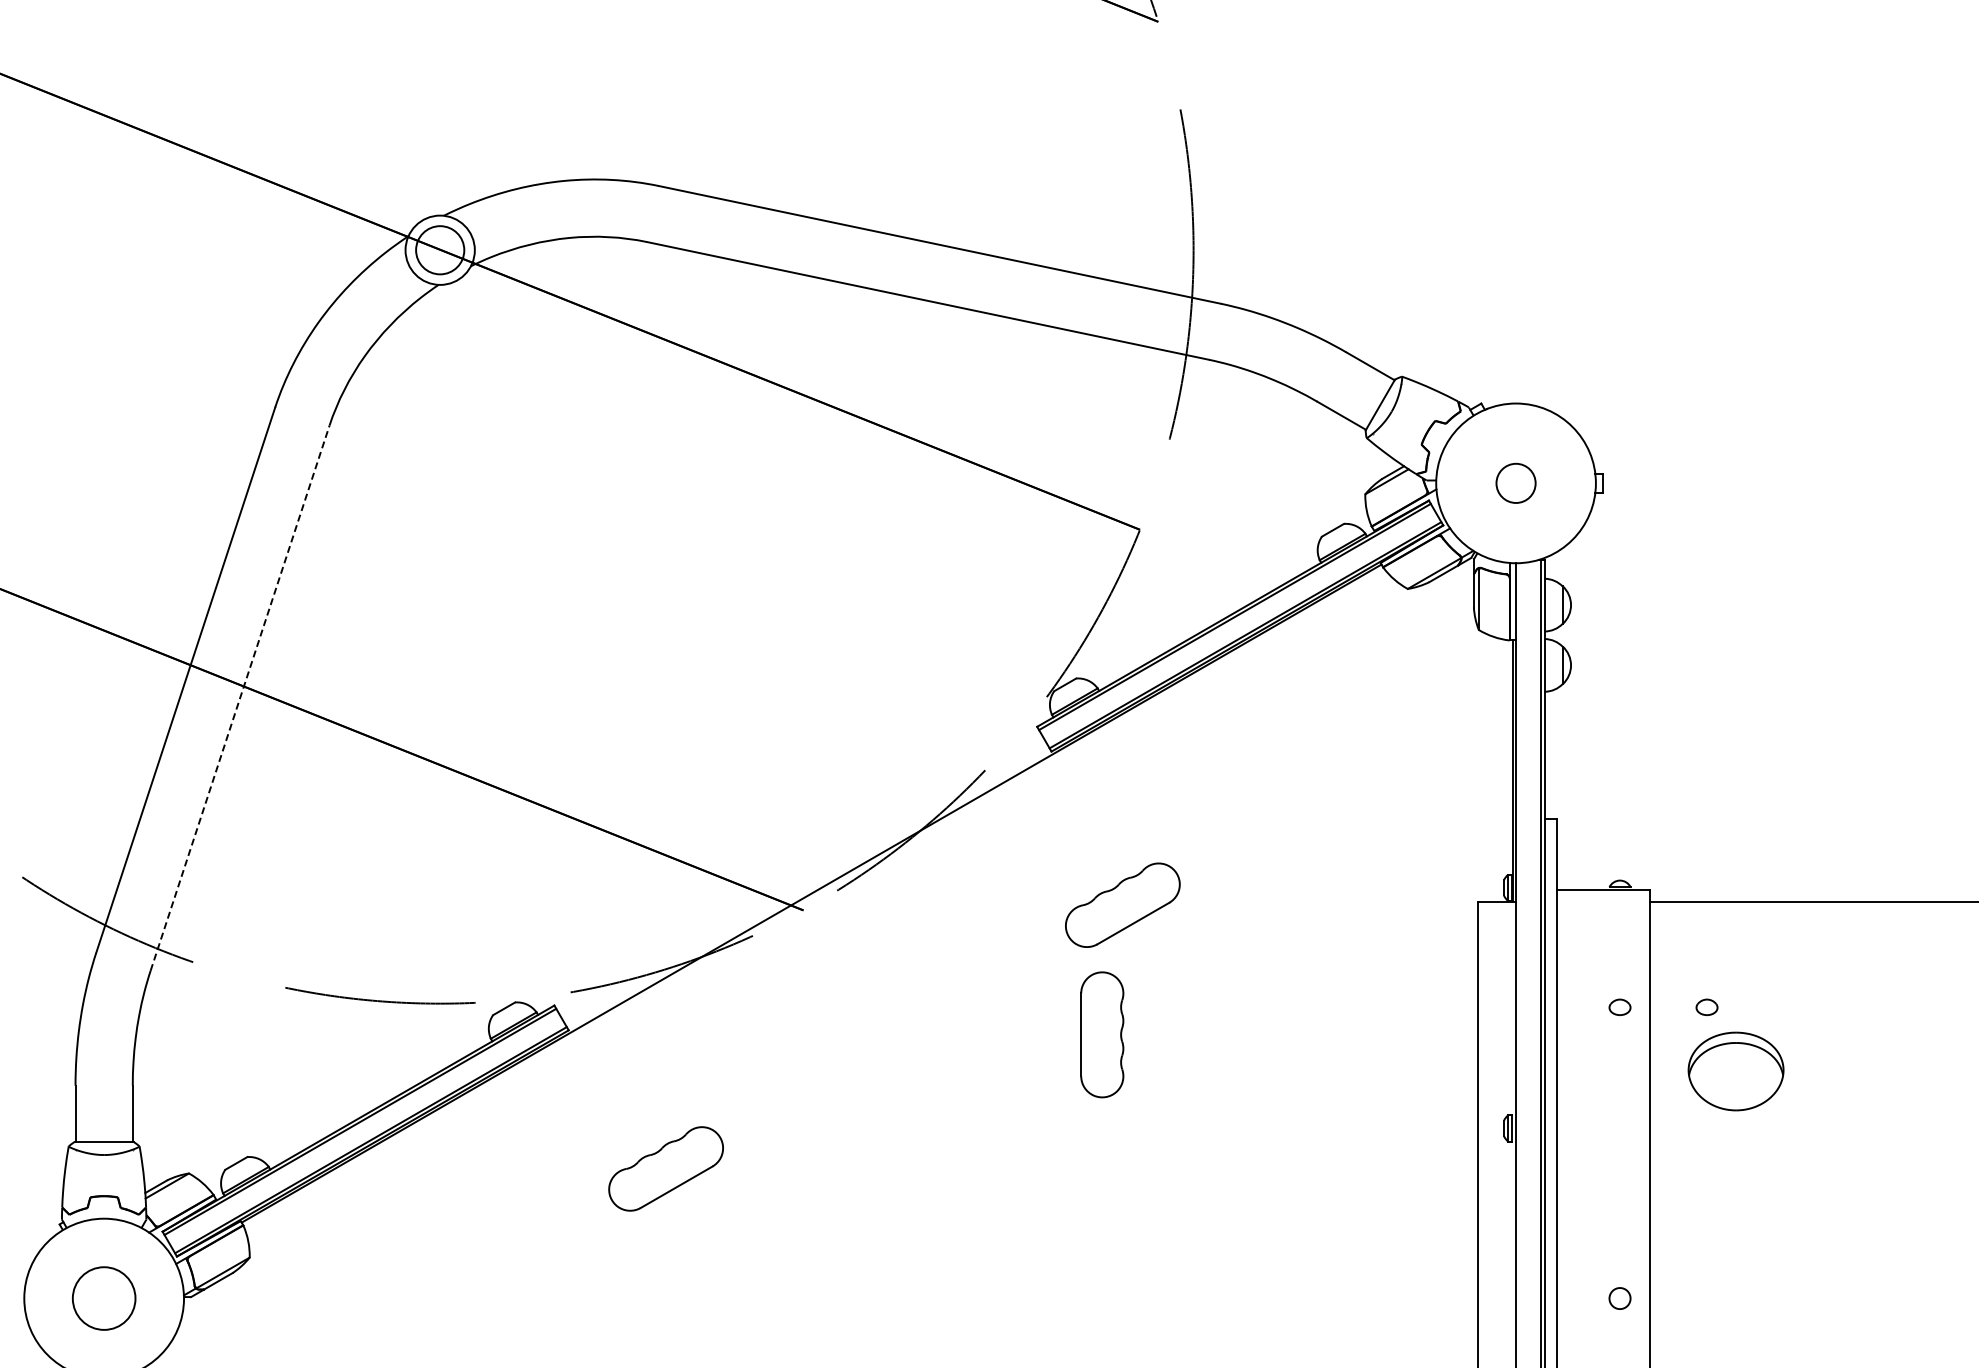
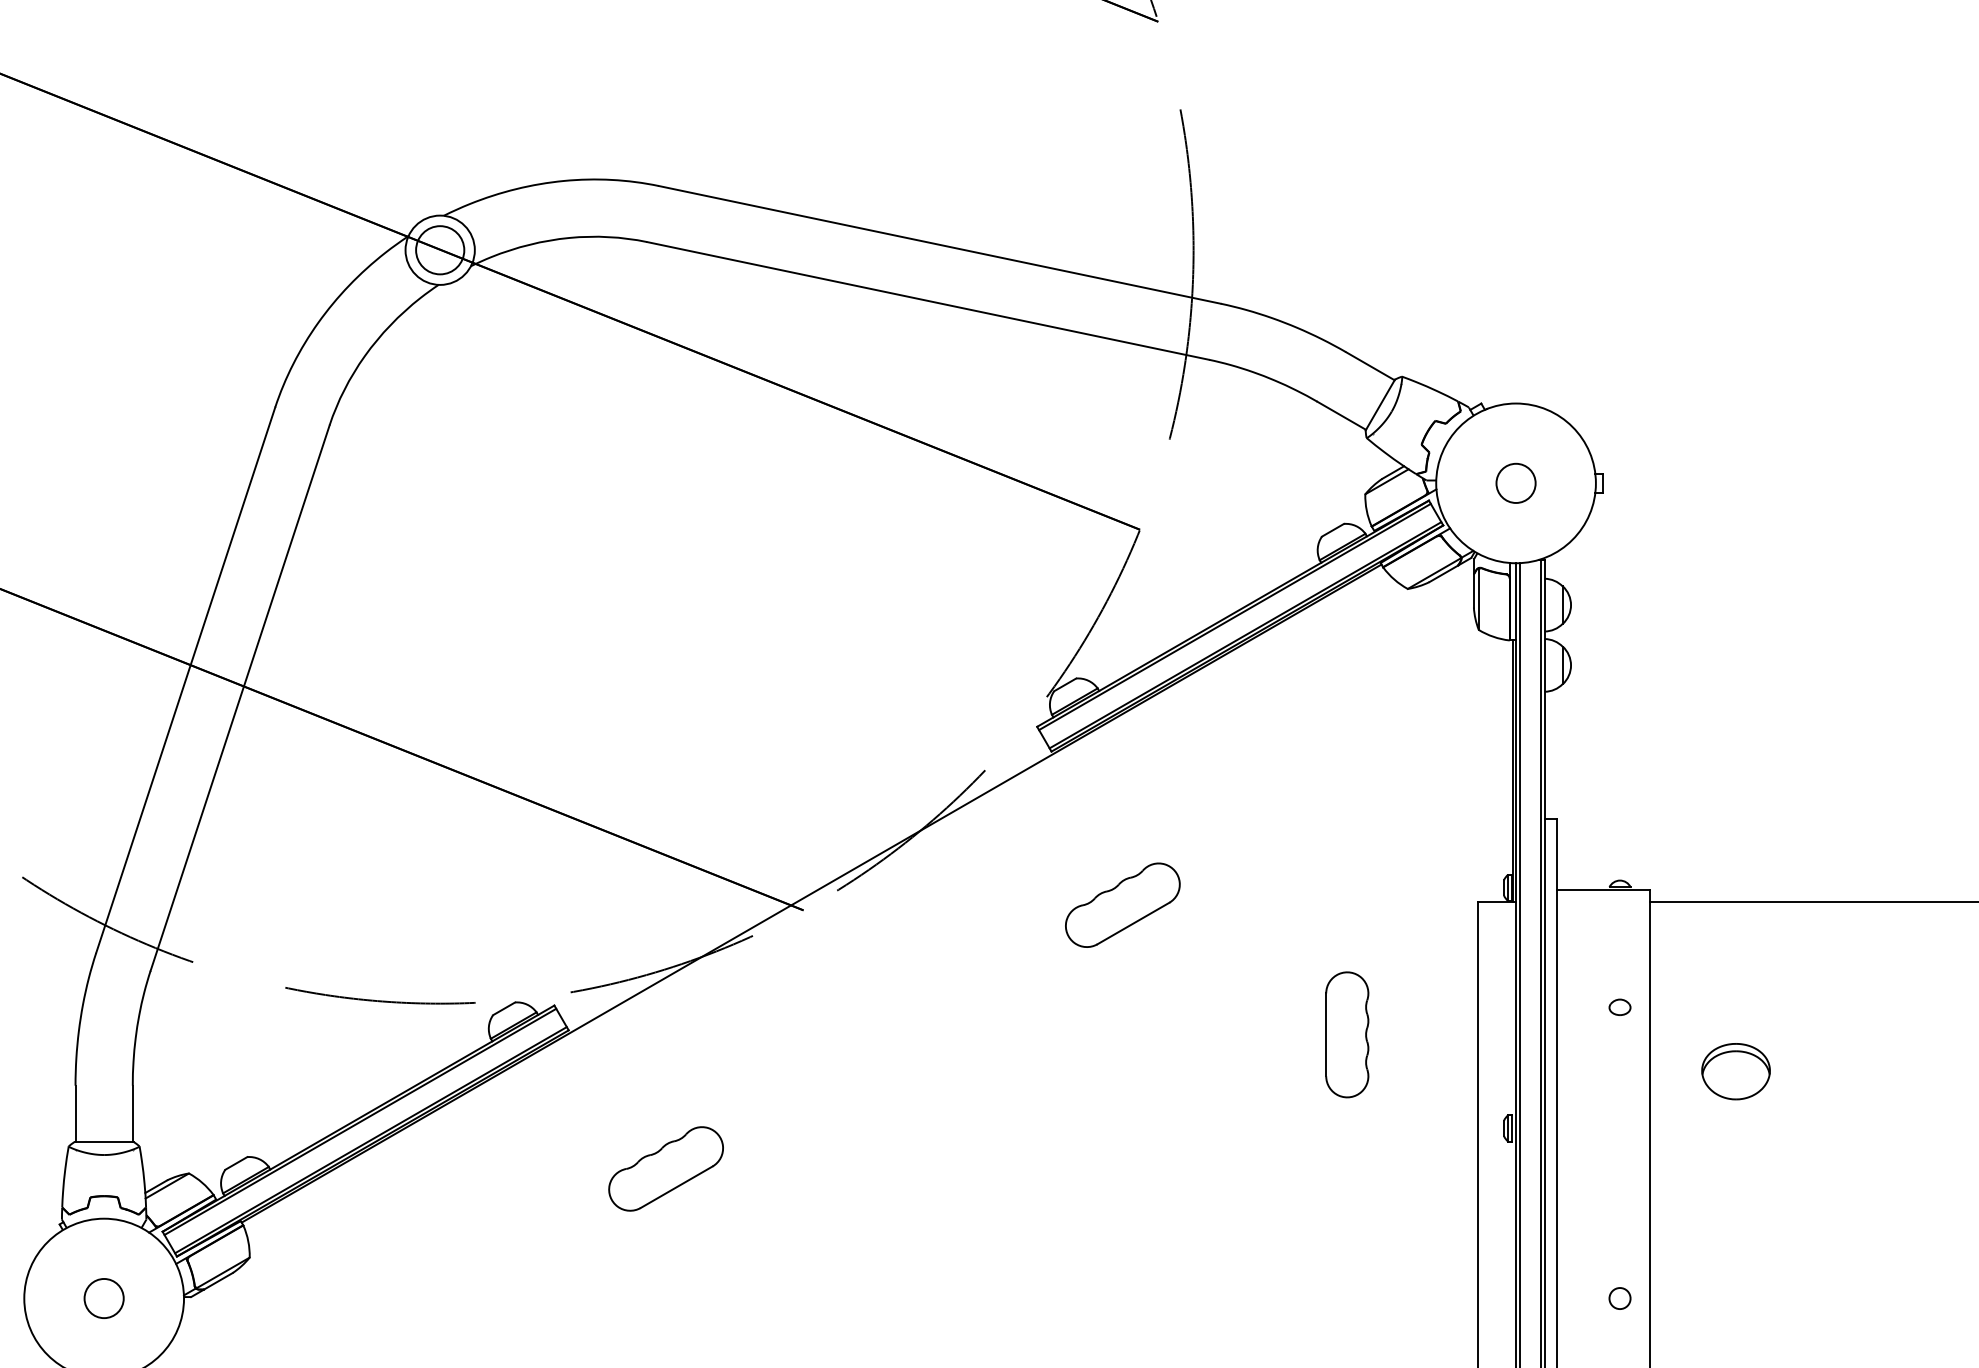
line: dashed -> solid (240, 697)
line: none -> present (1519, 963)
part: present -> none (1706, 1006)
part position: (1102, 1034) -> (1347, 1034) (1347, 1034)
part size: 98x81 px -> 70x58 px (1735, 1071)
circle diameter: 63 px -> 39 px (103, 1298)
